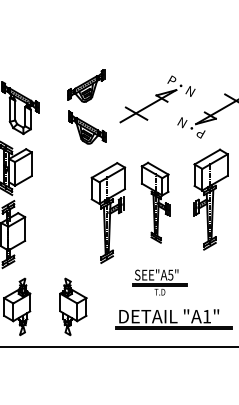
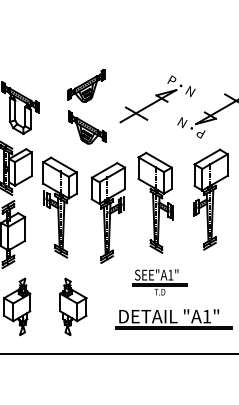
part size: 31x83 px -> 37x103 px (155, 202)
part: none -> present (59, 207)
text: SEE"A5" -> SEE"A1" (170, 274)
line position: (118, 347) -> (118, 354) (118, 354)
